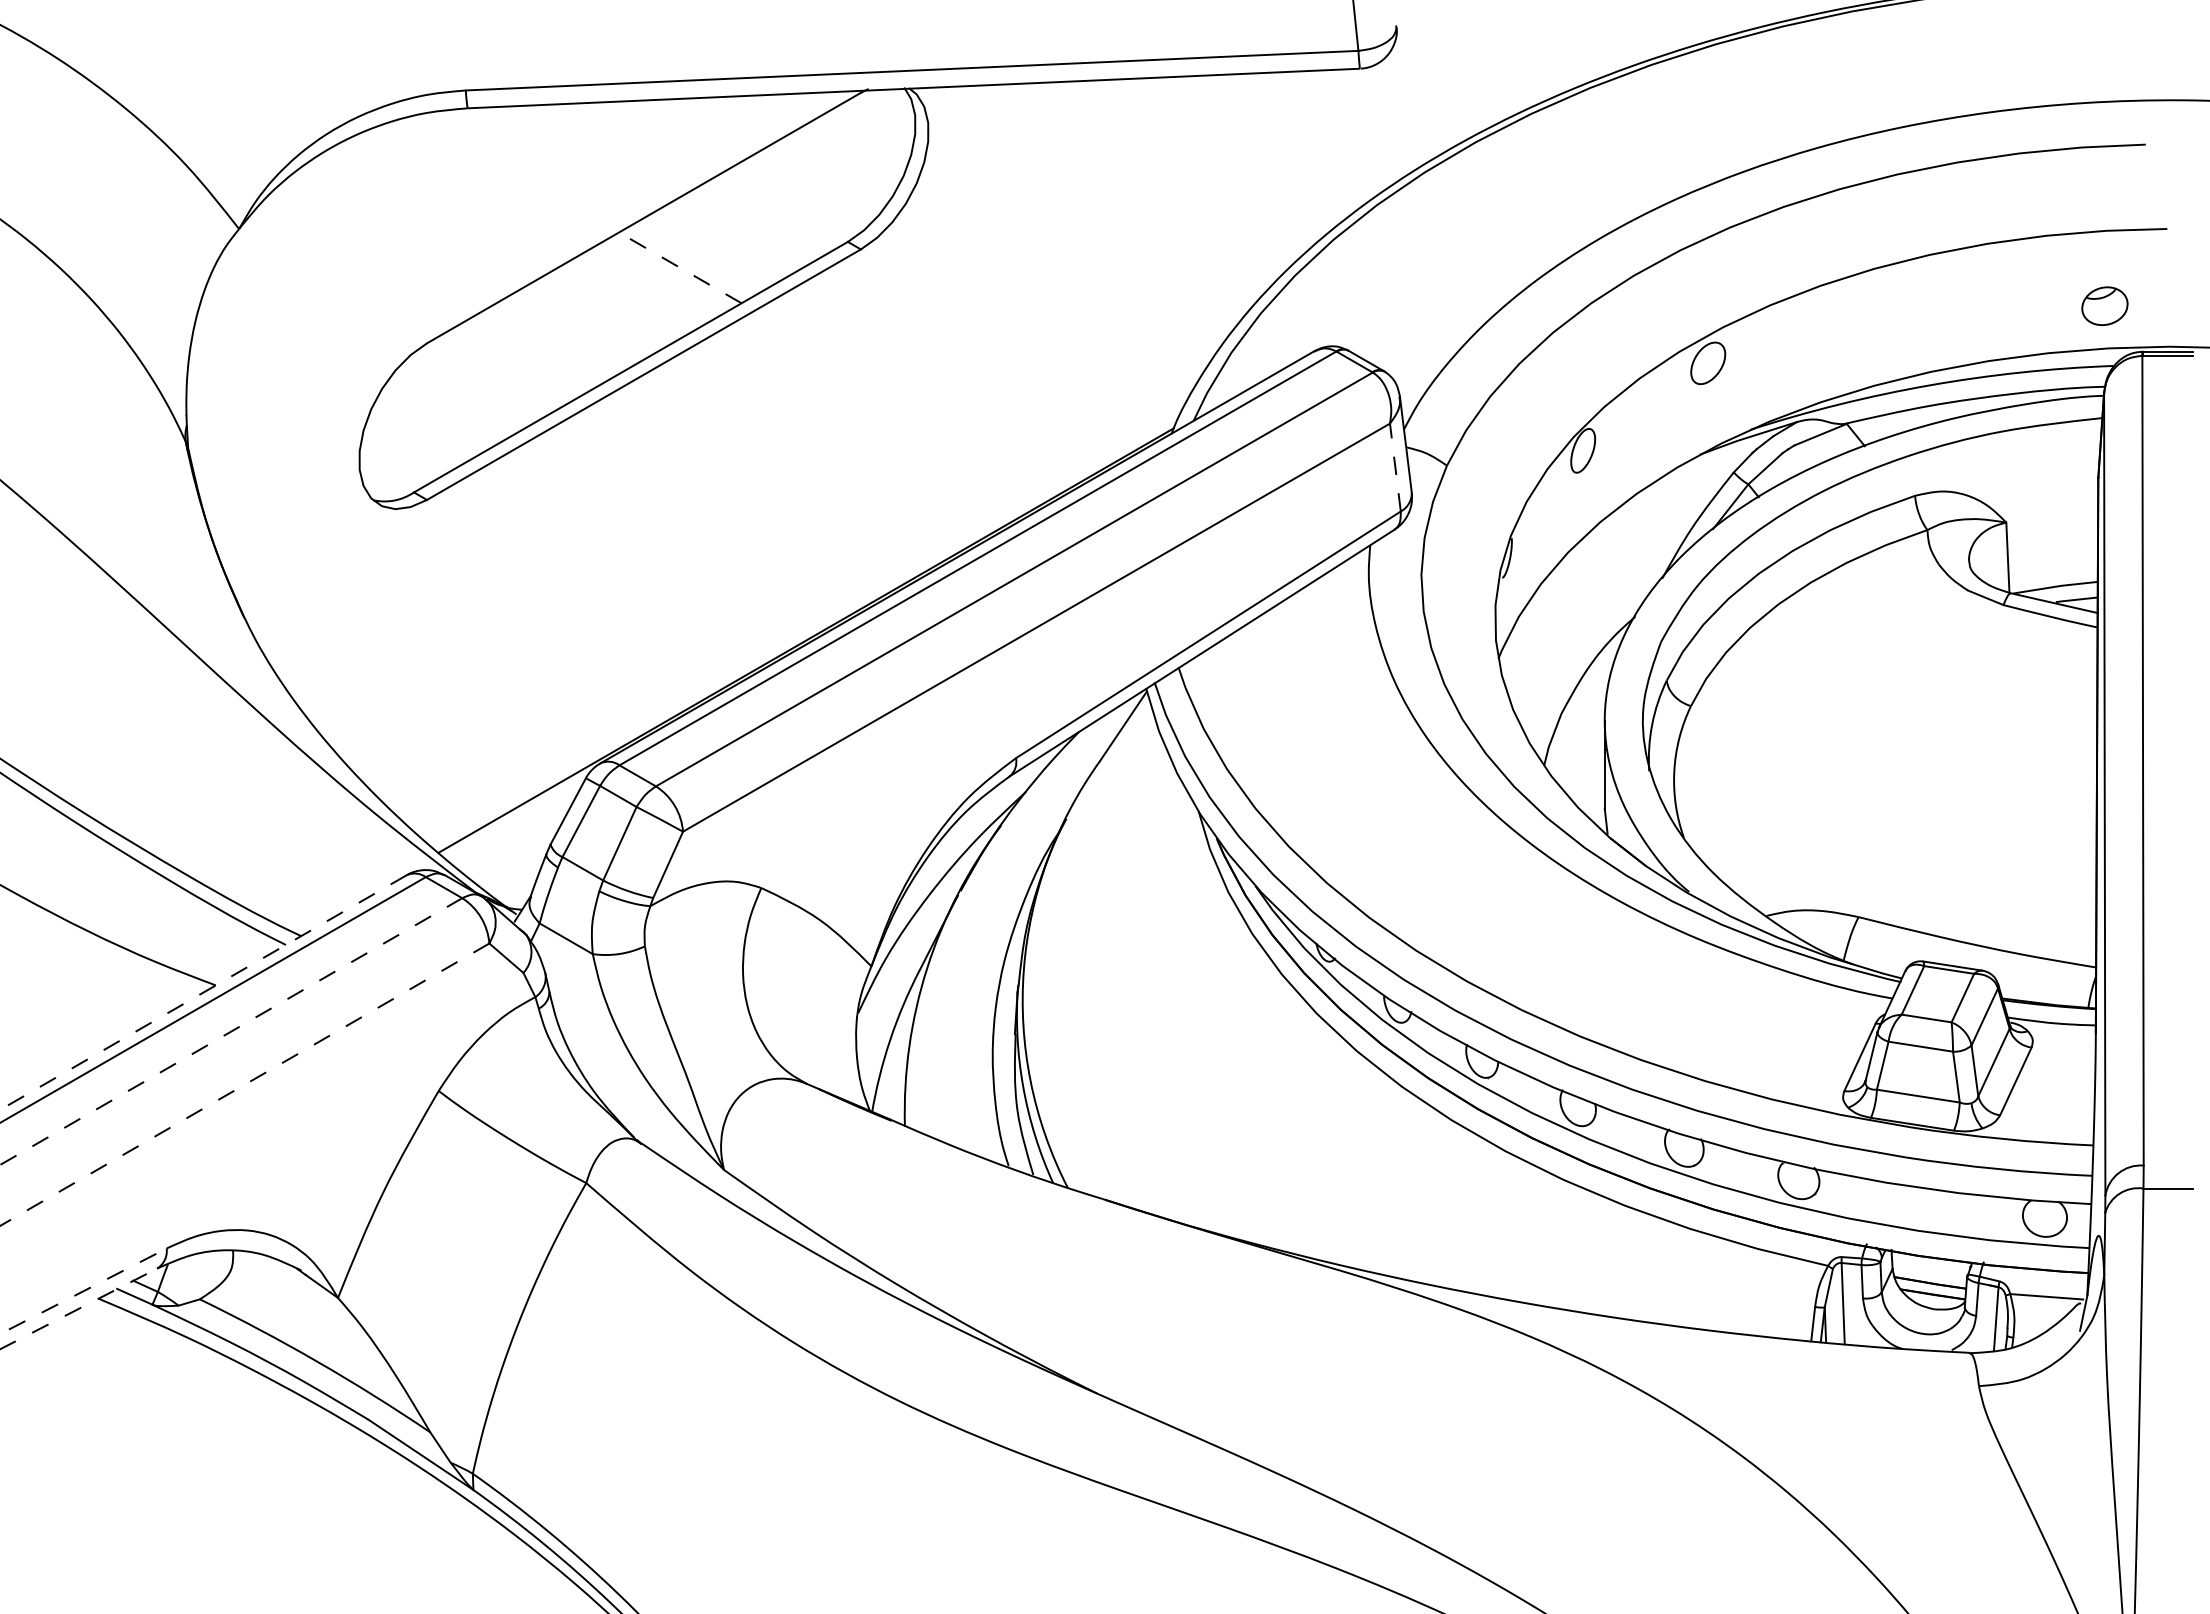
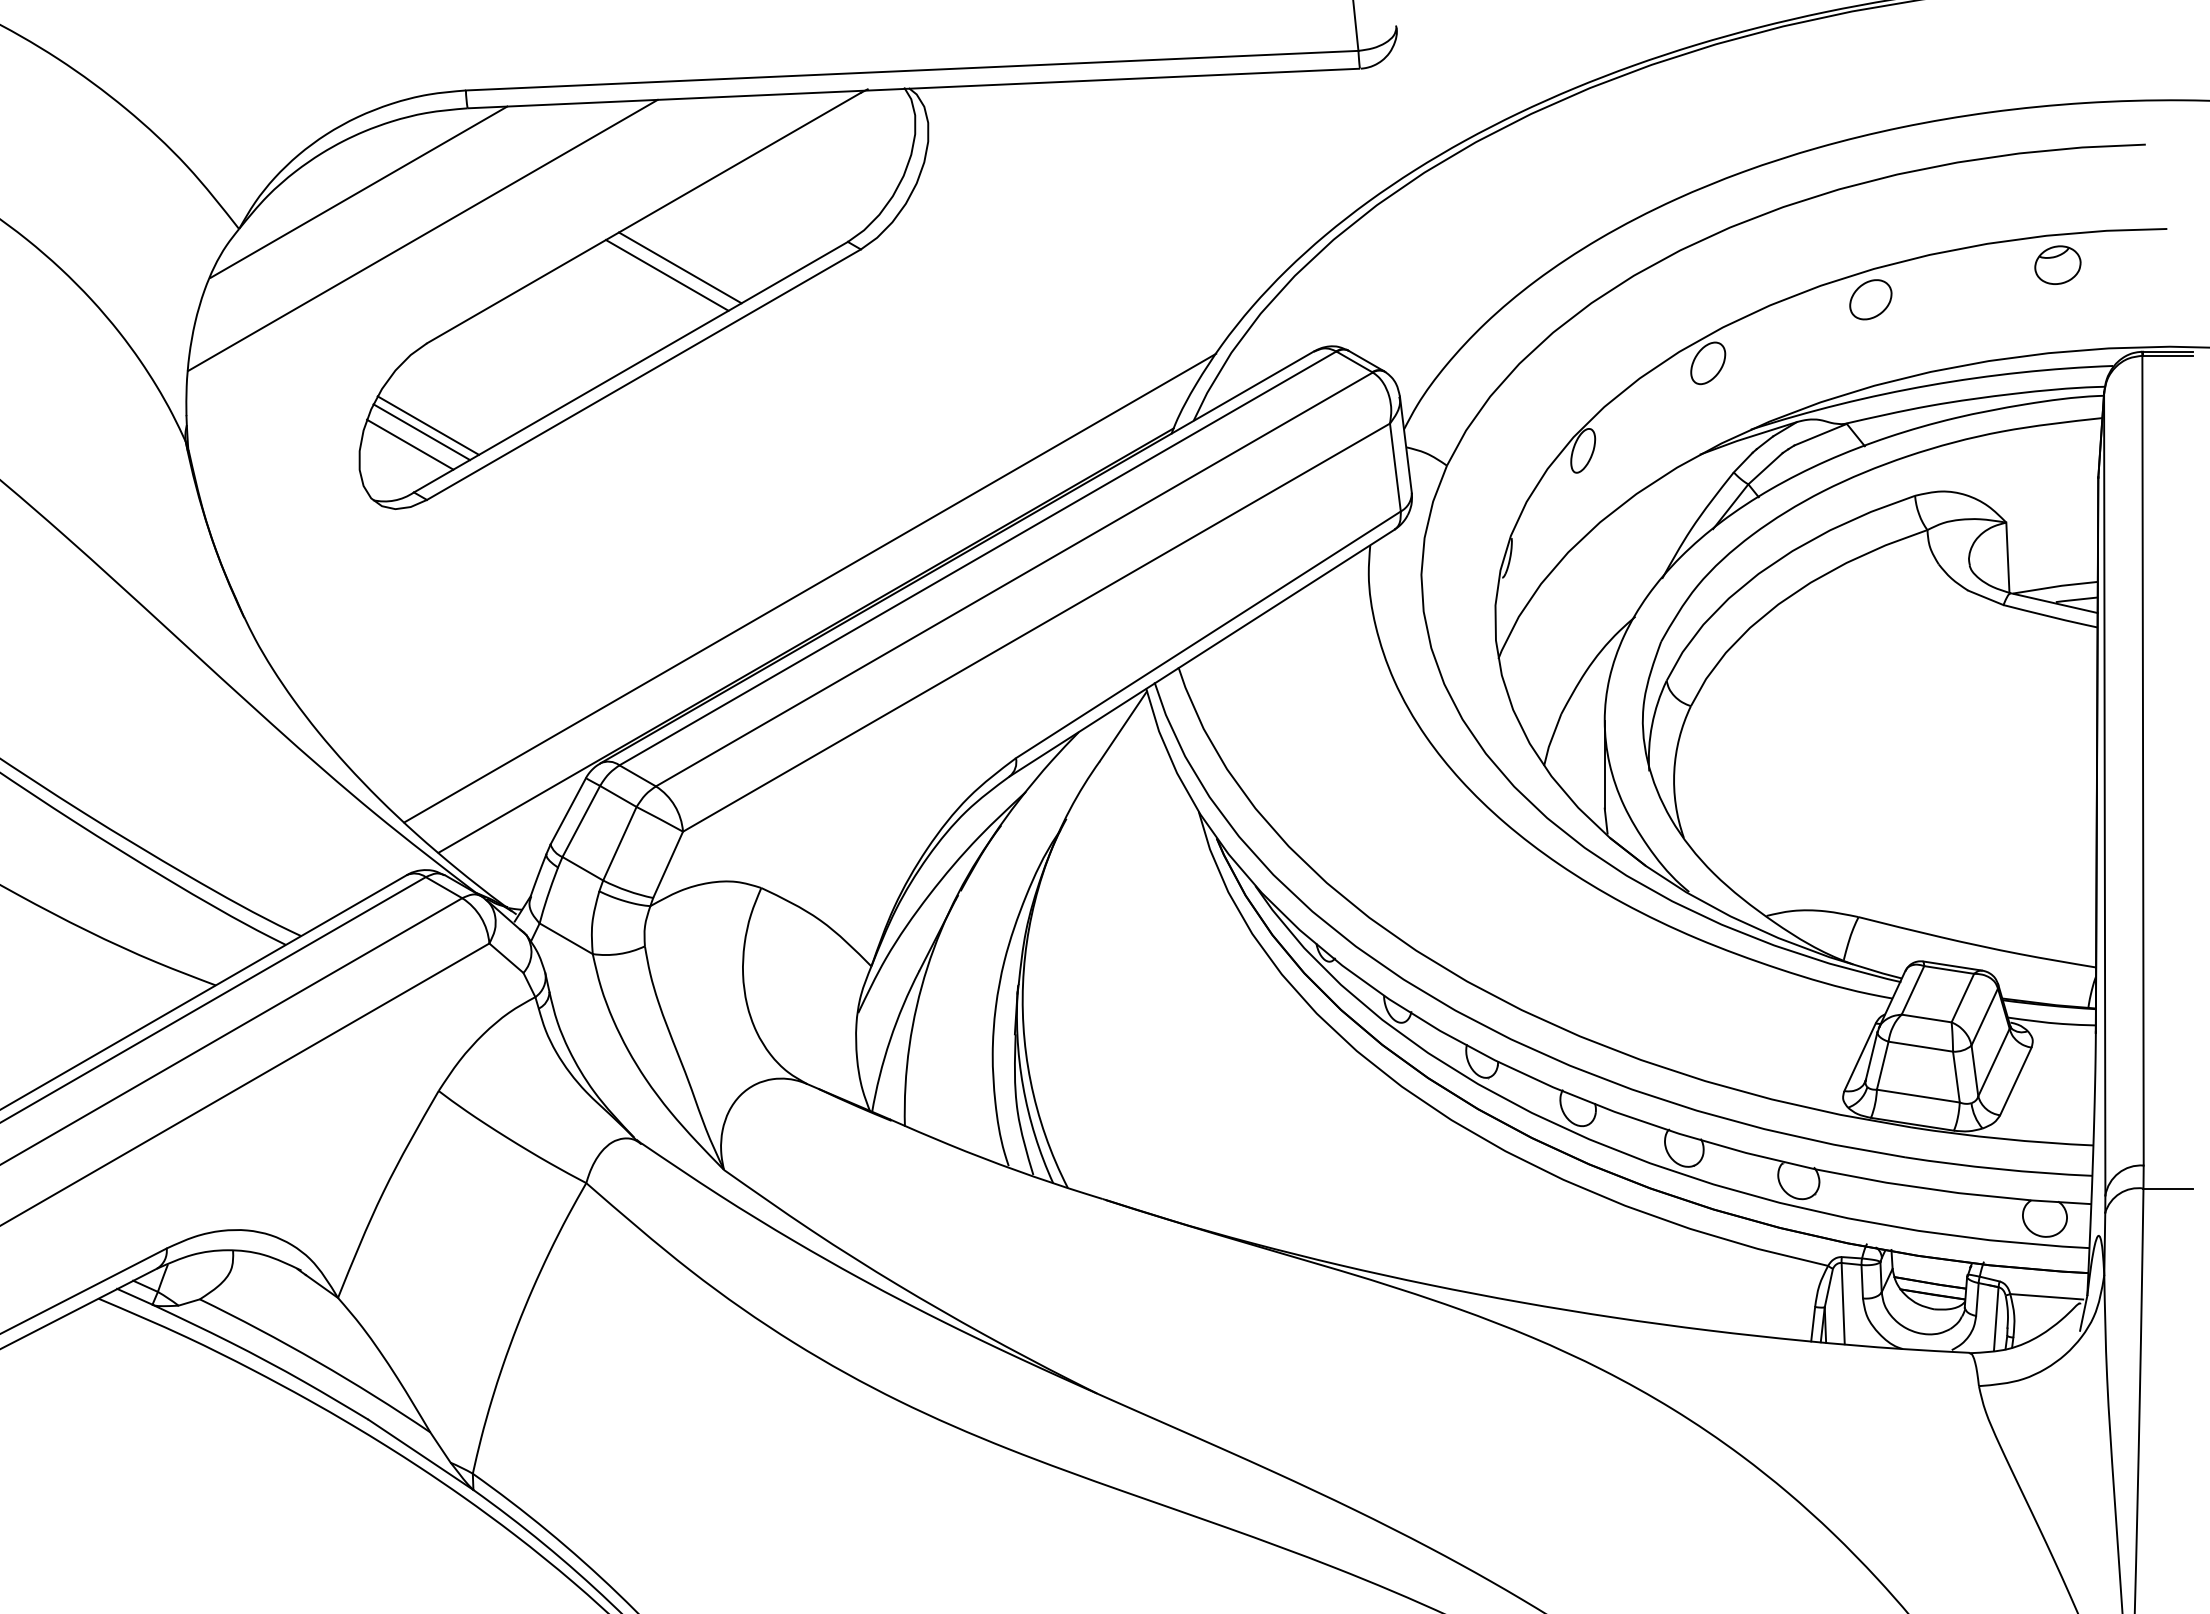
line: none -> present (358, 191)
line: none -> present (422, 235)
line: dashed -> solid (680, 267)
line: none -> present (666, 275)
part: none -> present (1870, 299)
part position: (2104, 305) -> (2057, 264) (2057, 264)
line: none -> present (428, 425)
line: none -> present (421, 432)
line: none -> present (410, 444)
line: dashed -> solid (1395, 467)
line: none -> present (810, 587)
line: dashed -> solid (203, 992)
line: dashed -> solid (231, 1031)
line: dashed -> solid (244, 1084)
line: dashed -> solid (84, 1290)
line: dashed -> solid (79, 1308)
